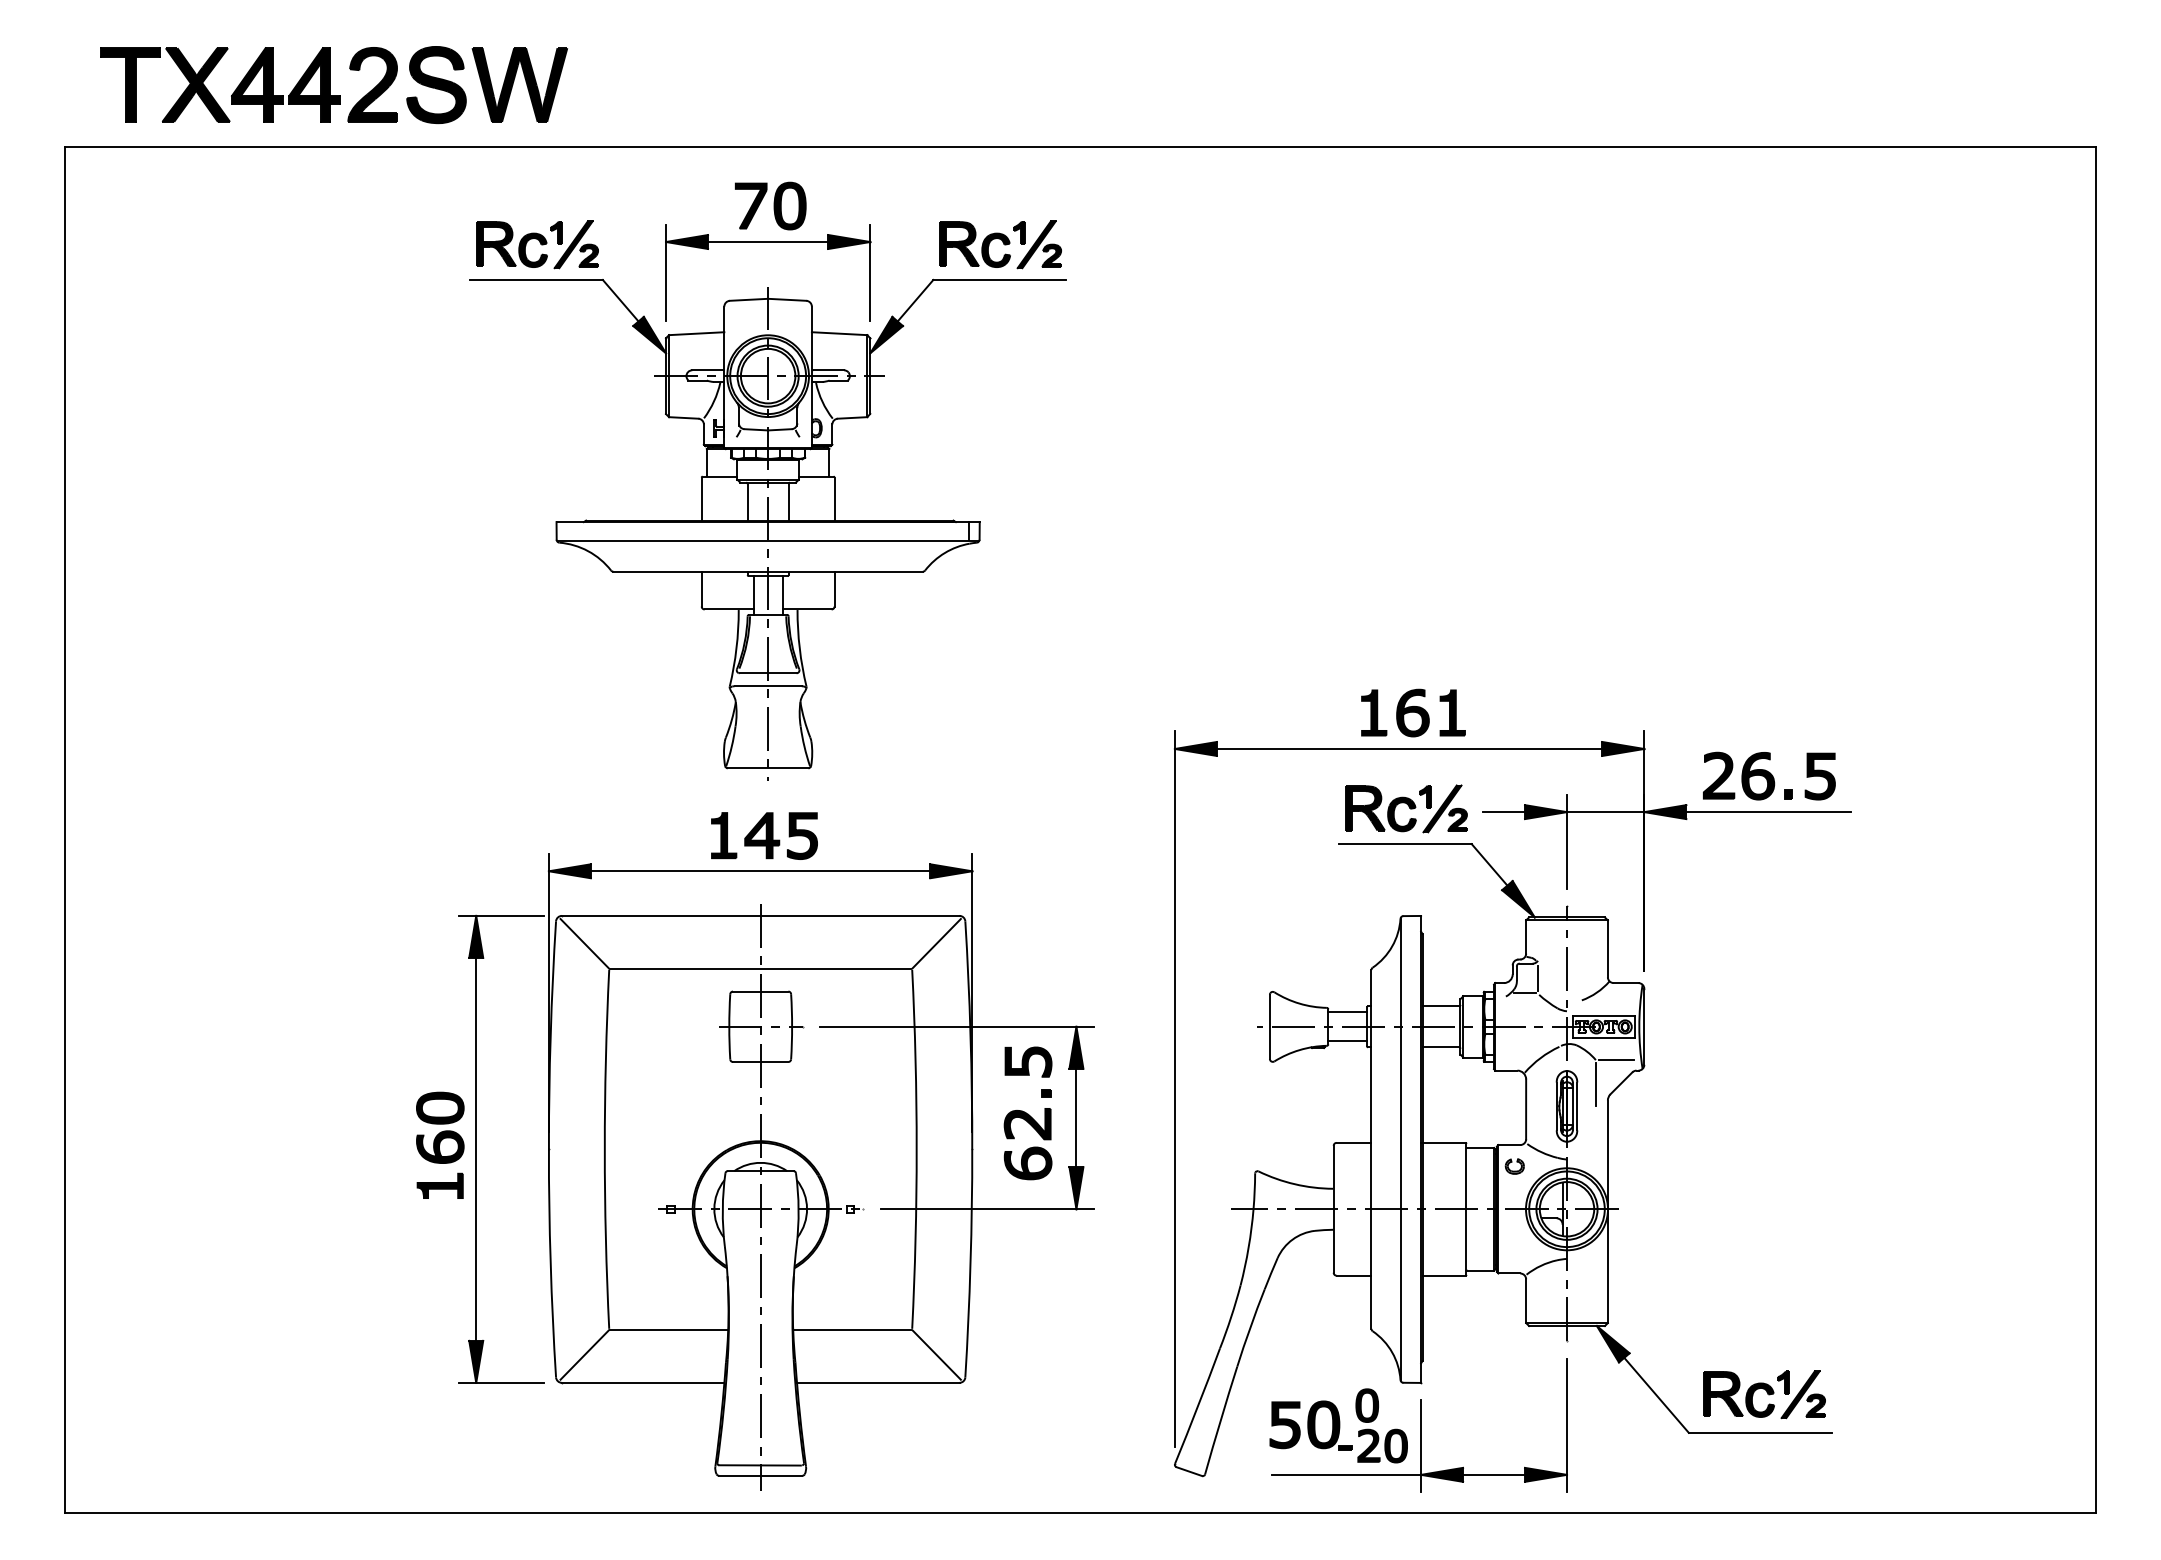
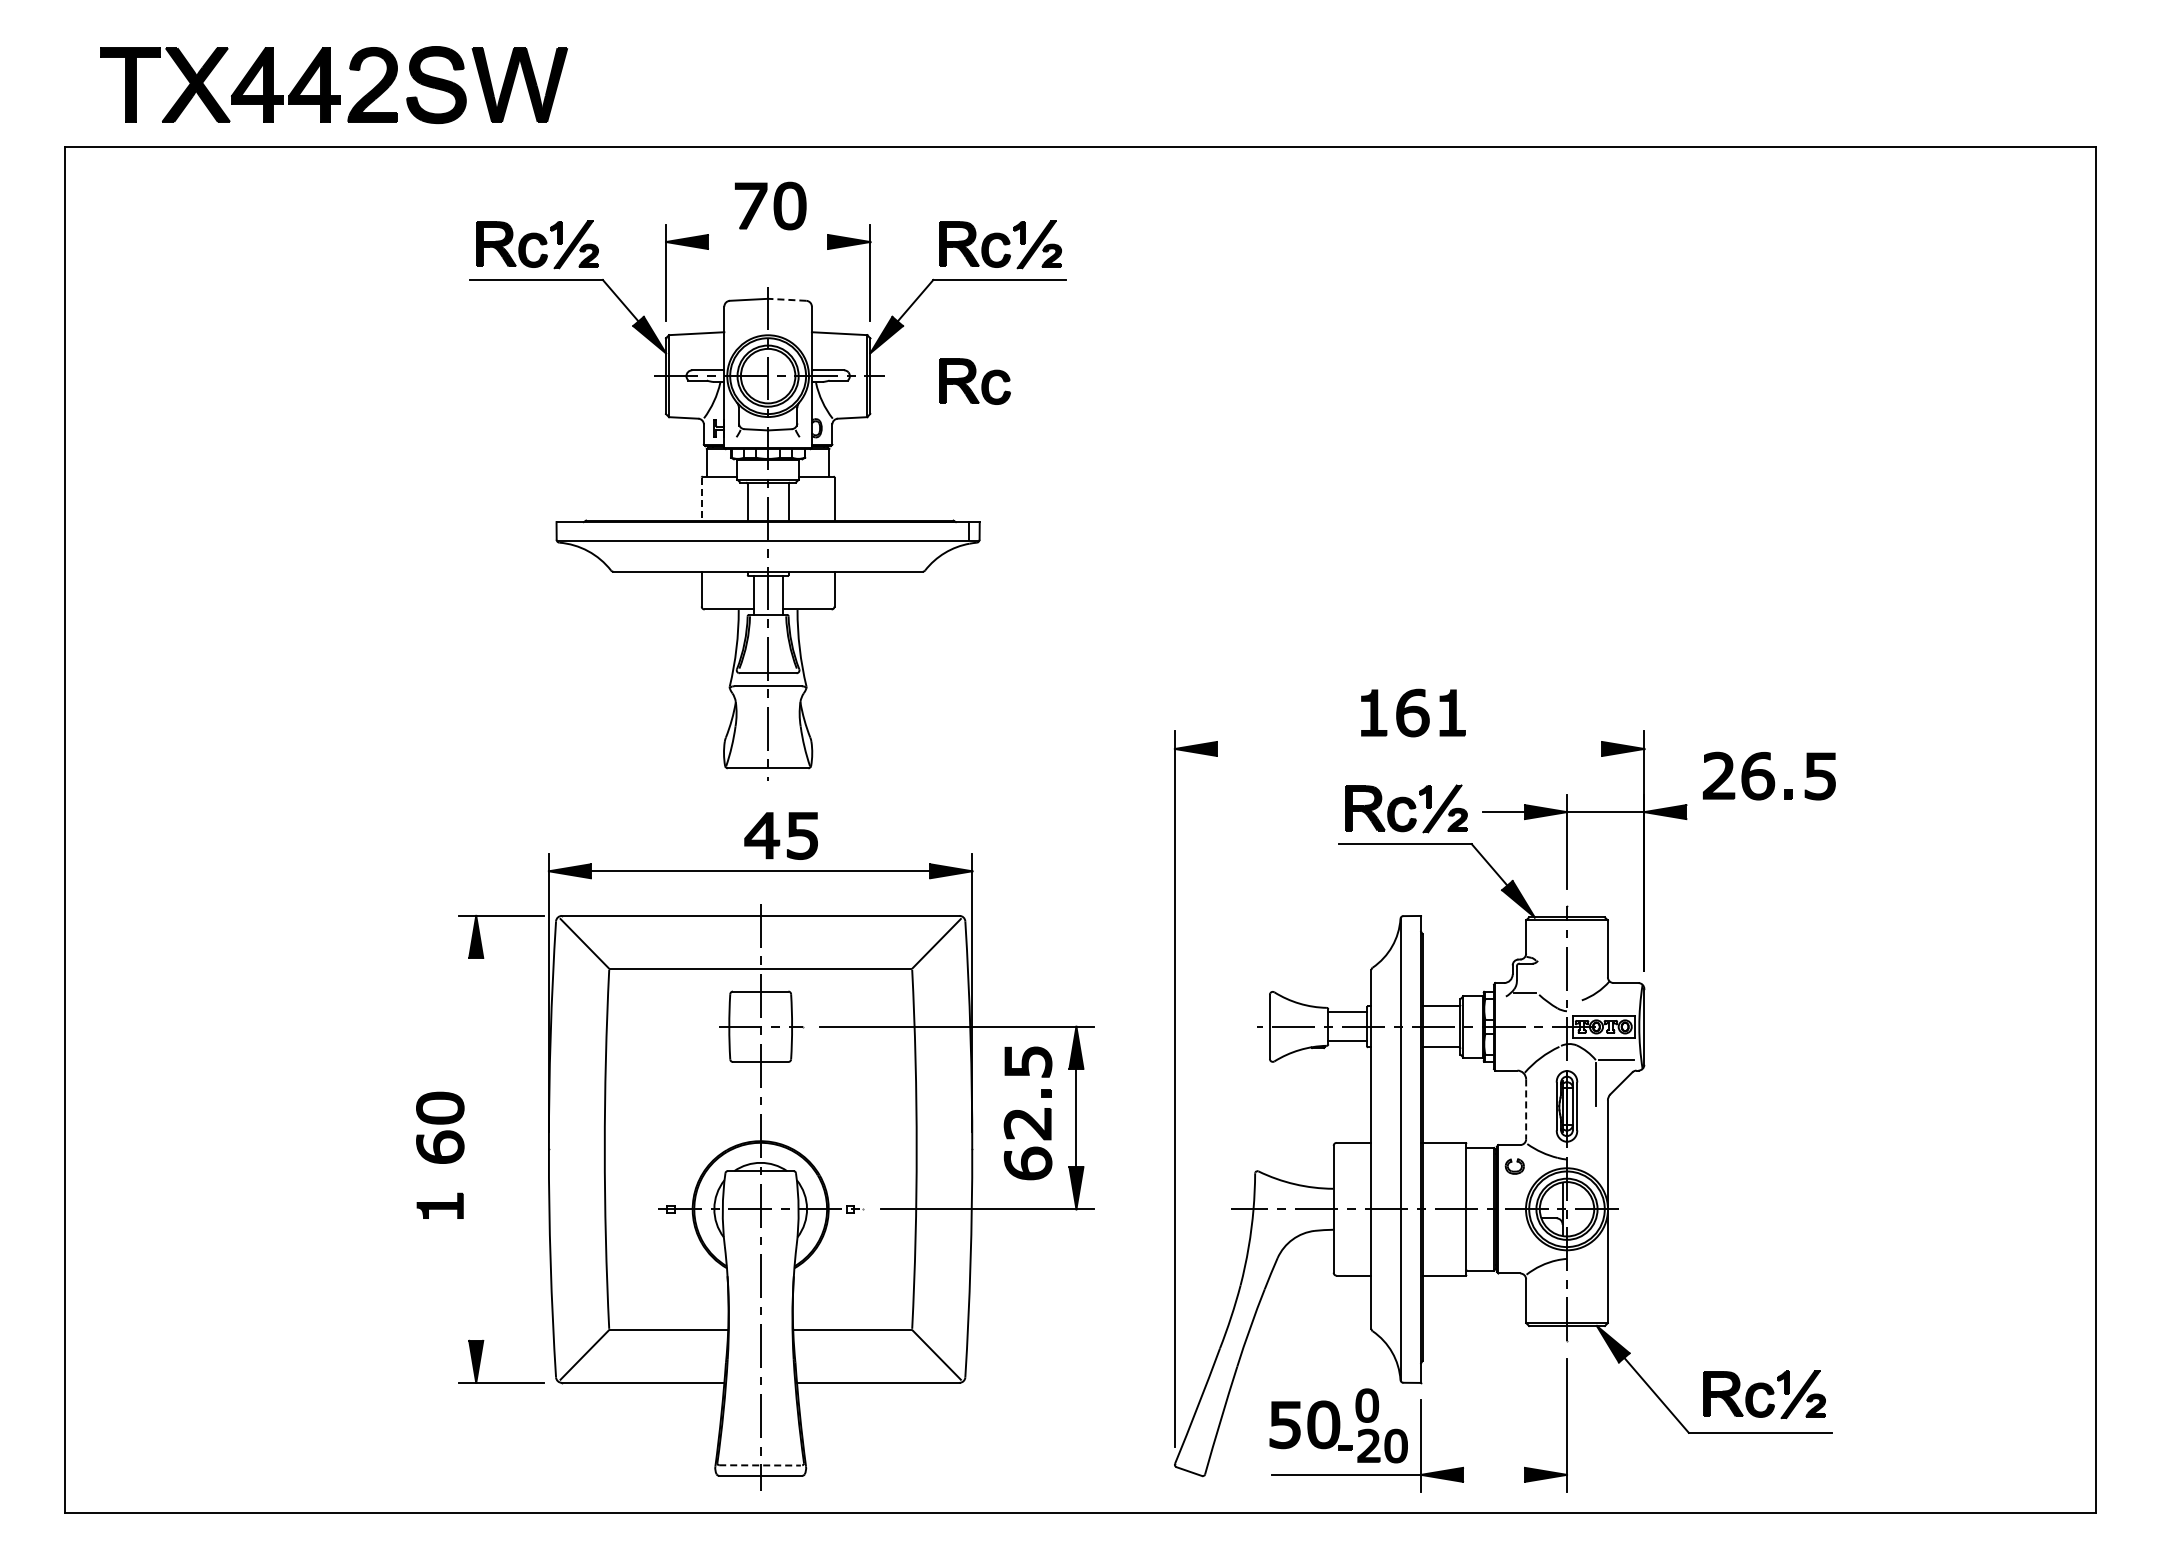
line: present -> none (768, 242)
line: solid -> dashed (786, 299)
part: none -> present (974, 381)
line: solid -> dashed (701, 499)
line: present -> none (1409, 748)
line: present -> none (1768, 812)
part: present -> none (724, 835)
line: present -> none (1537, 978)
line: solid -> dashed (1526, 1109)
line: present -> none (476, 1148)
part position: (439, 1185) -> (439, 1205) (439, 1205)
line: solid -> dashed (760, 1465)
line: present -> none (1493, 1474)
